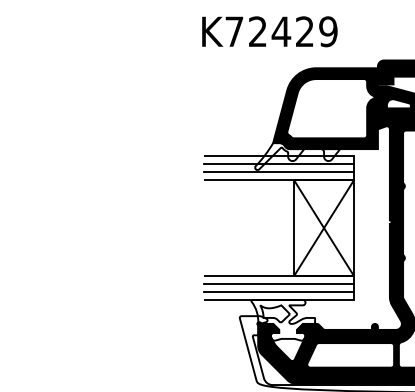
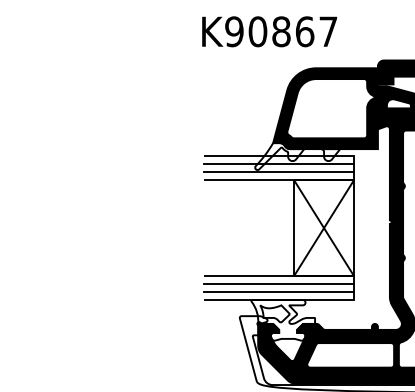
text: K72429 -> K90867 (281, 31)
